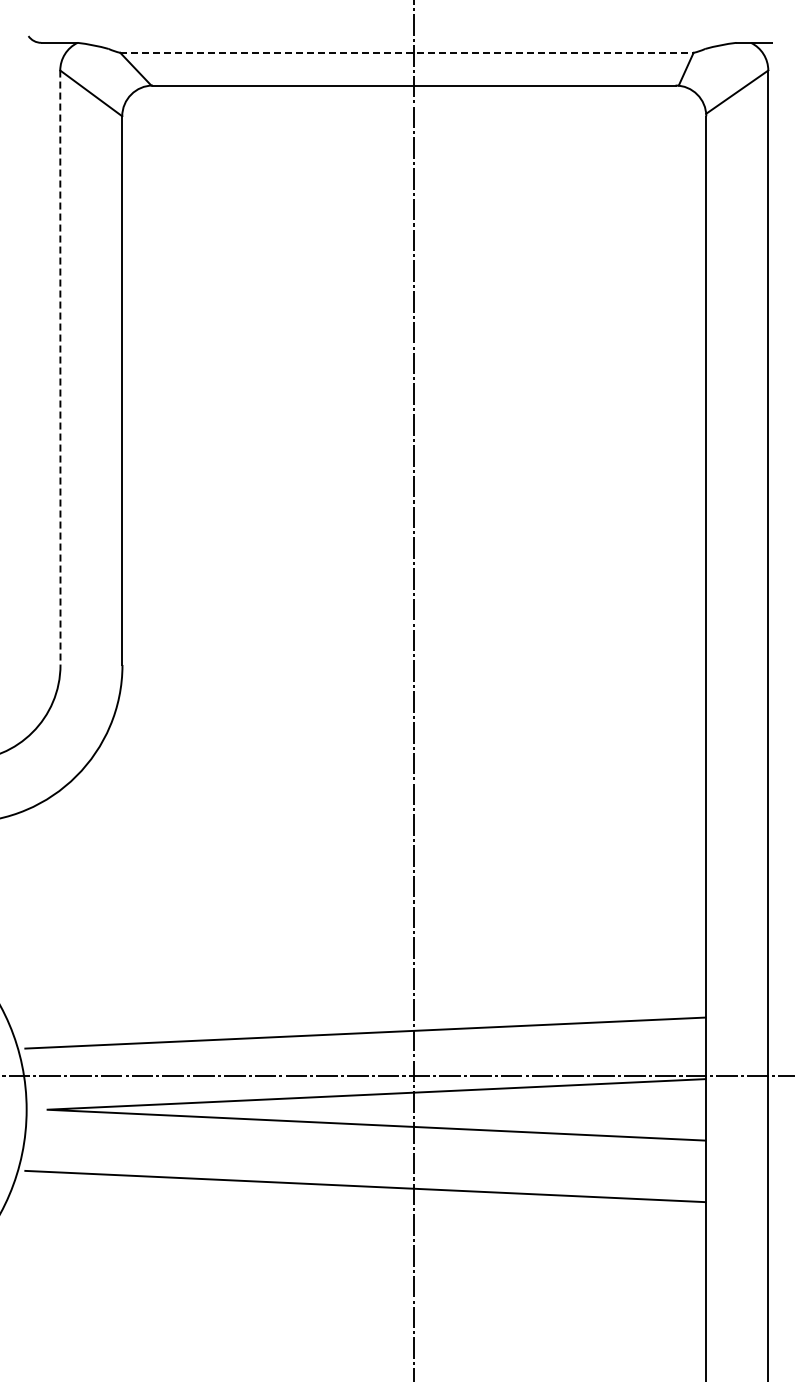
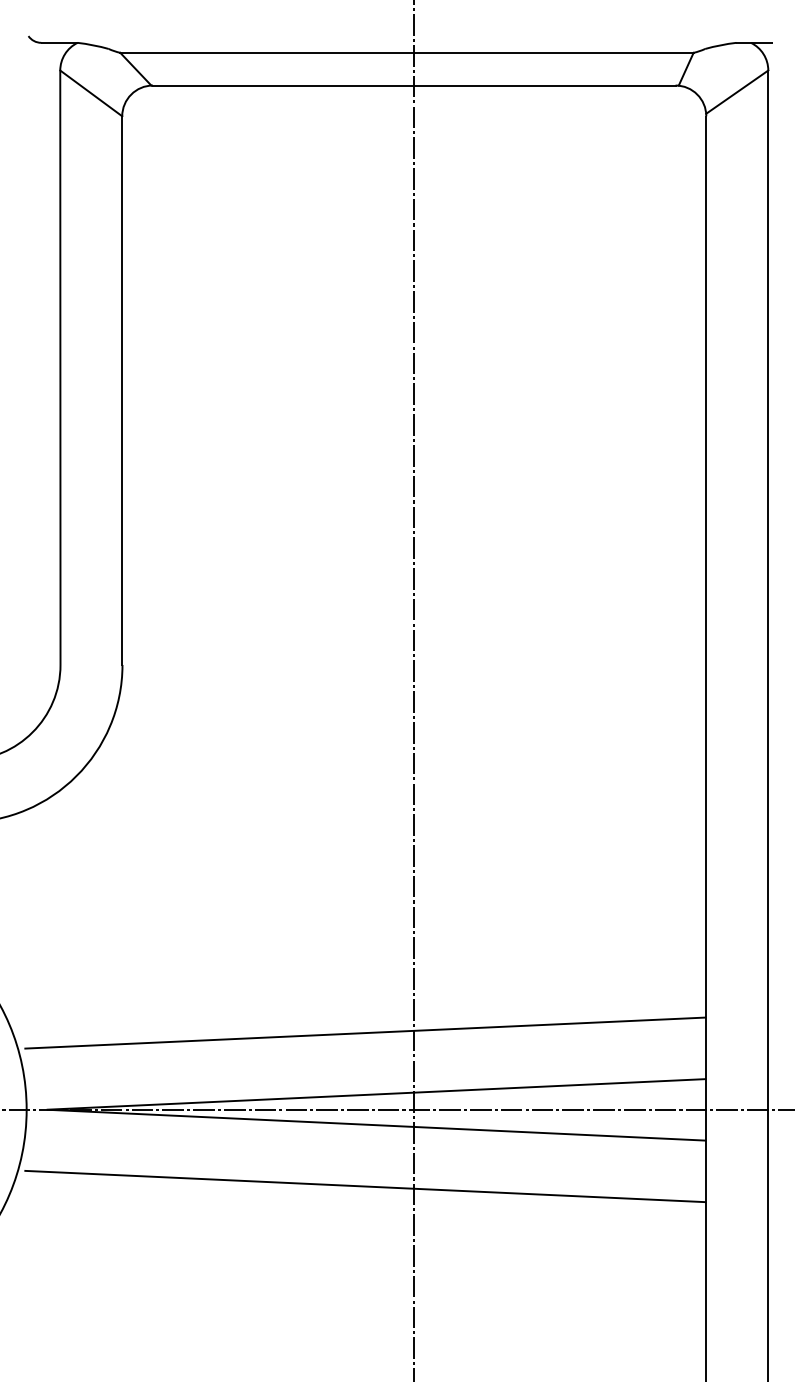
line: dashed -> solid (406, 52)
line: dashed -> solid (60, 368)
line position: (396, 1075) -> (396, 1109) (396, 1109)
